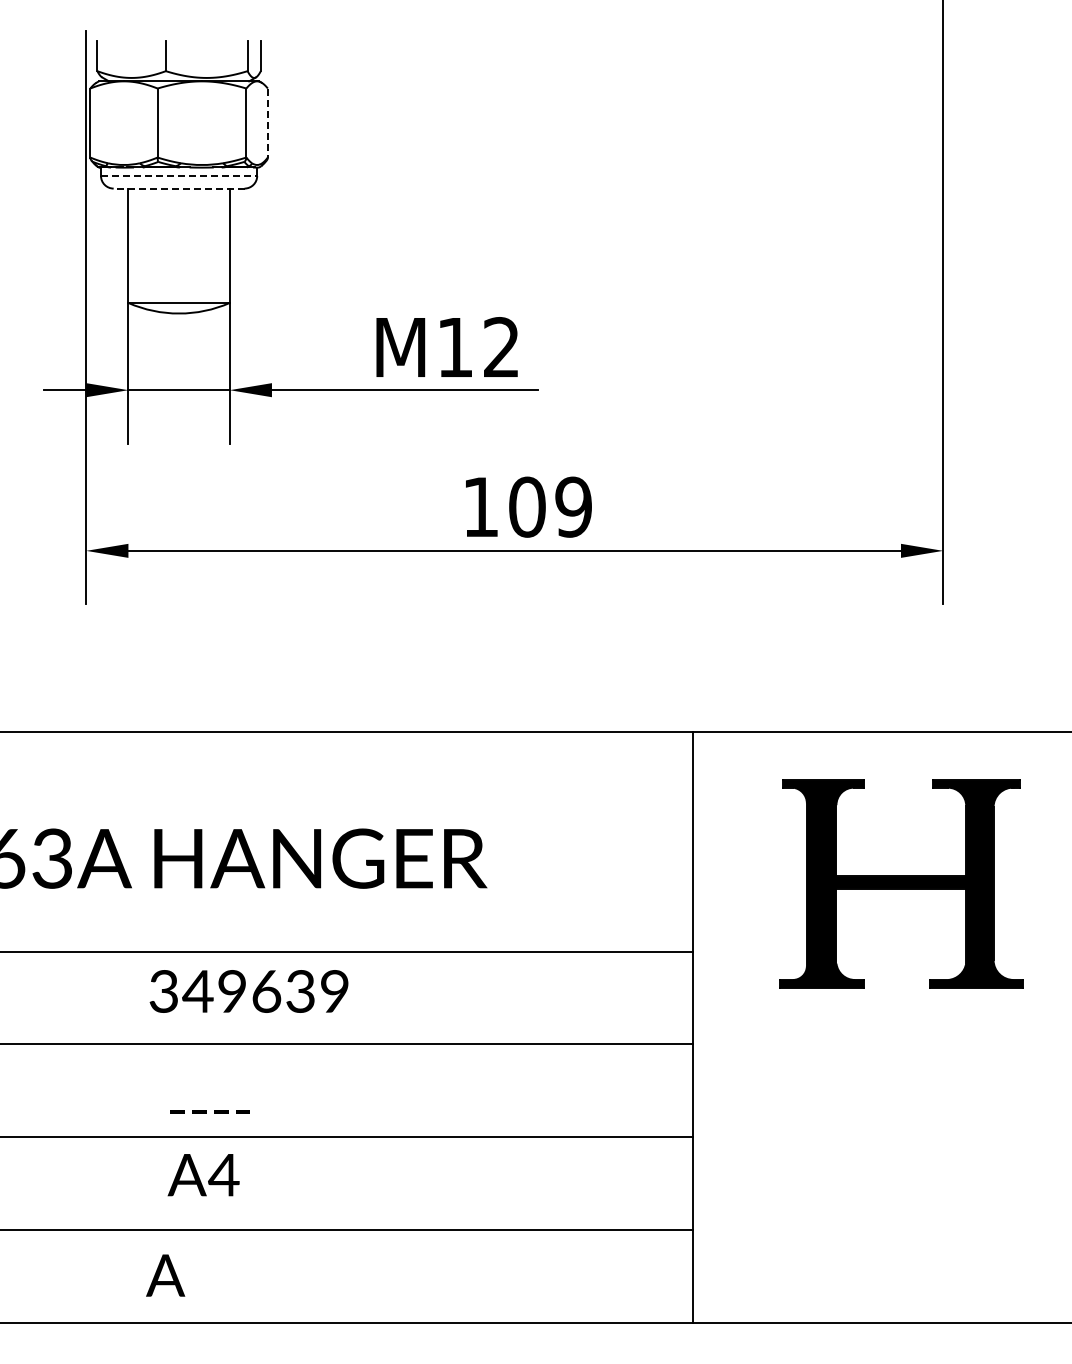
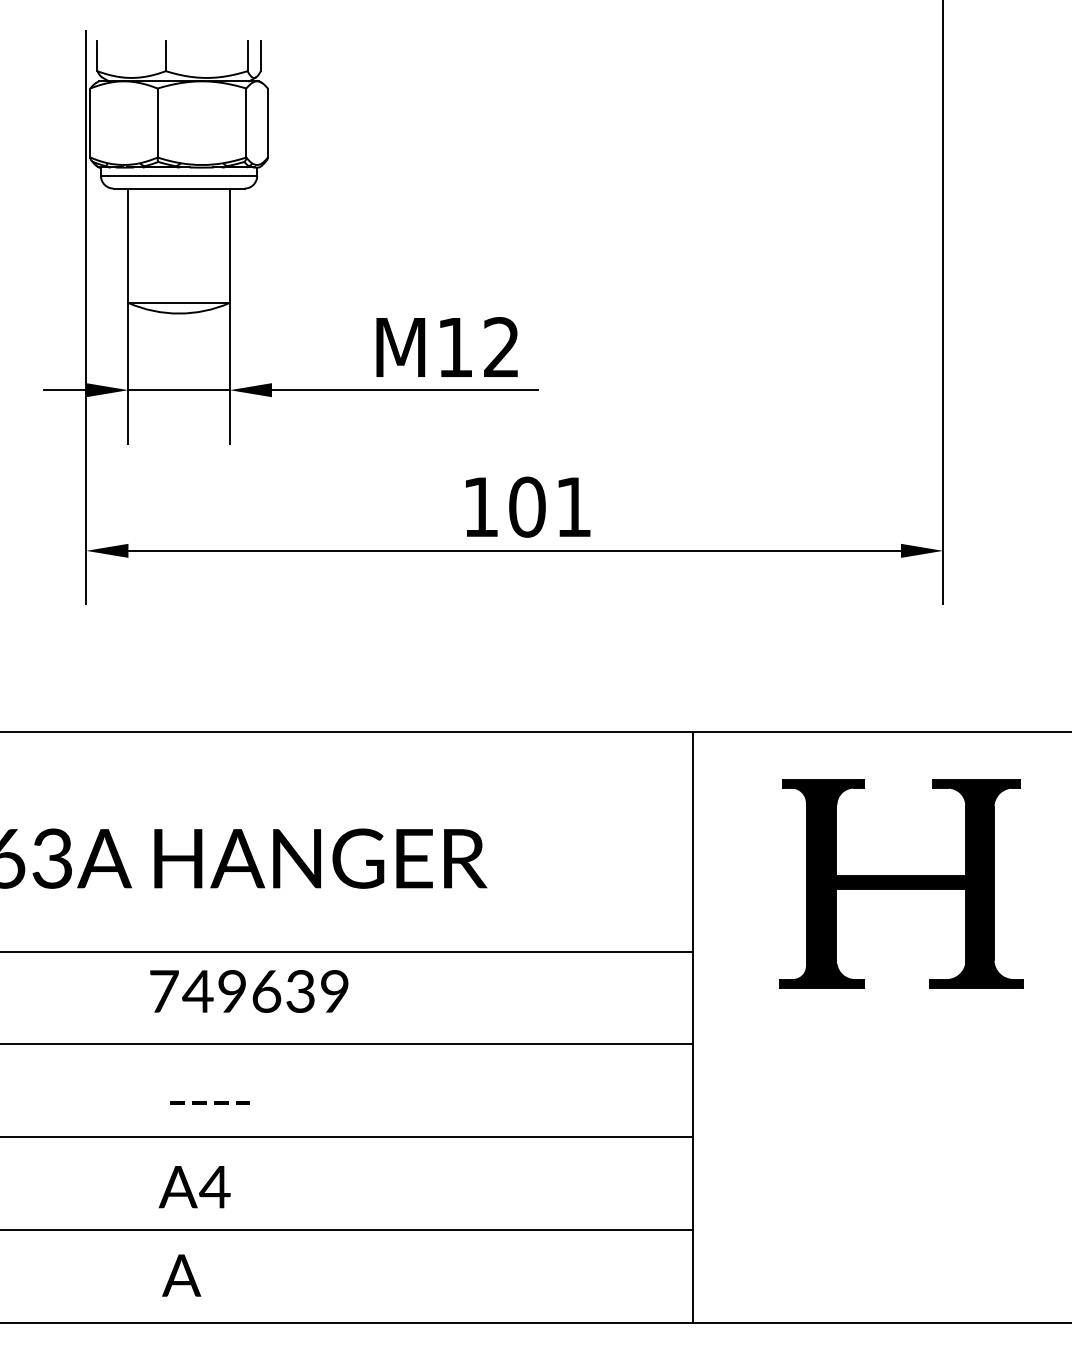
line: dashed -> solid (267, 123)
line: dashed -> solid (179, 175)
line: dashed -> solid (178, 188)
text: 109 -> 101 (573, 506)
text: 349639 -> 749639 (163, 991)
text position: (209, 1111) -> (209, 1102) (209, 1102)
text position: (203, 1175) -> (194, 1187) (194, 1187)
text position: (165, 1275) -> (181, 1275) (181, 1275)
